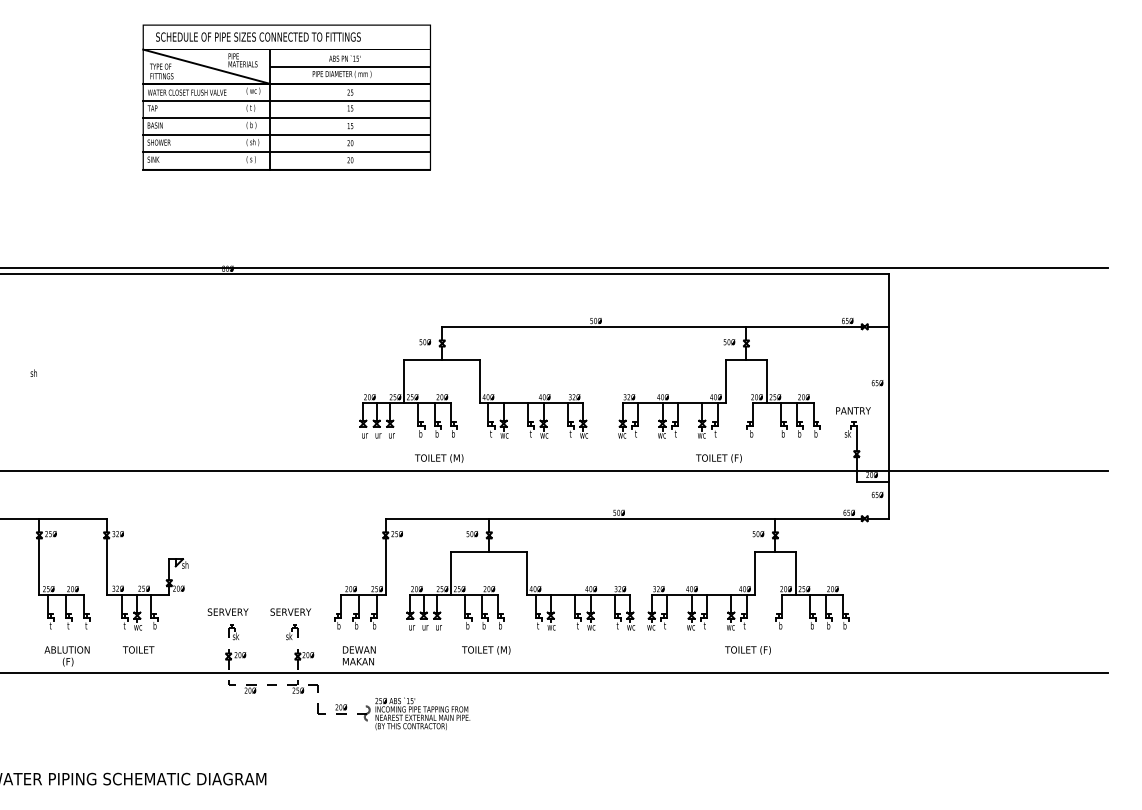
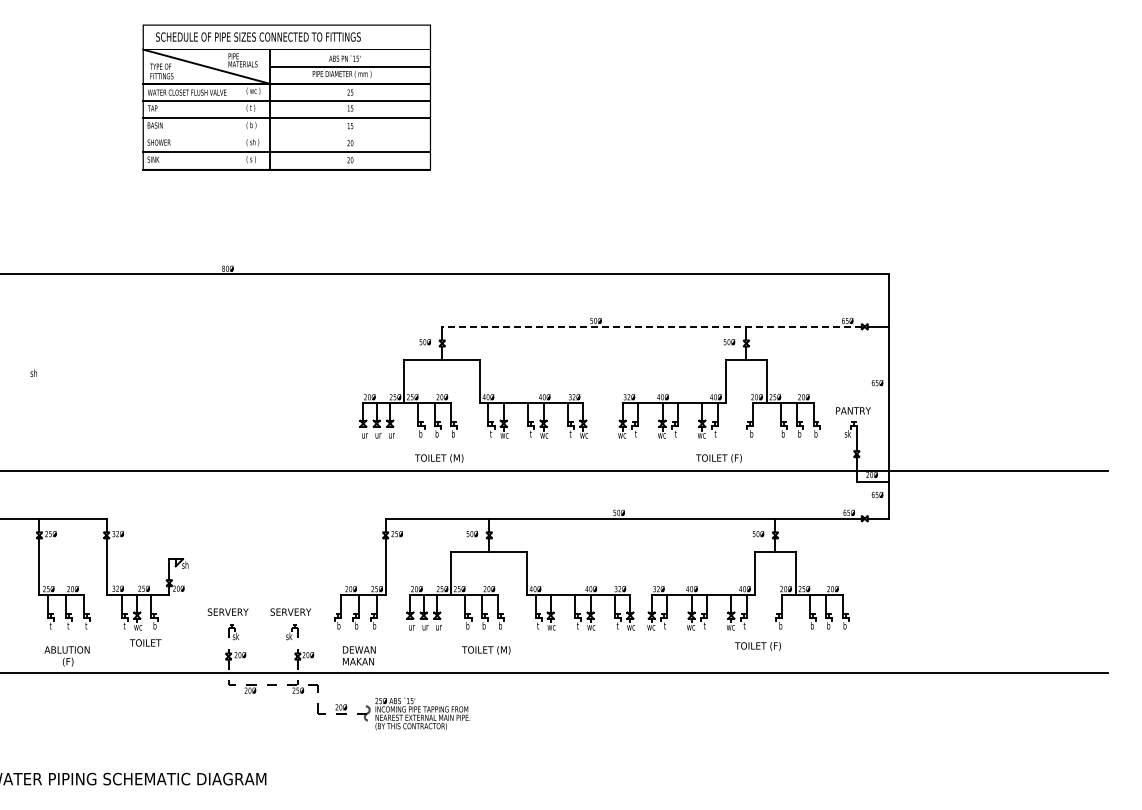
line: present -> none (286, 135)
line: present -> none (554, 268)
line: solid -> dashed (652, 326)
text position: (138, 649) -> (145, 642) (145, 642)
text position: (747, 650) -> (757, 646) (757, 646)
